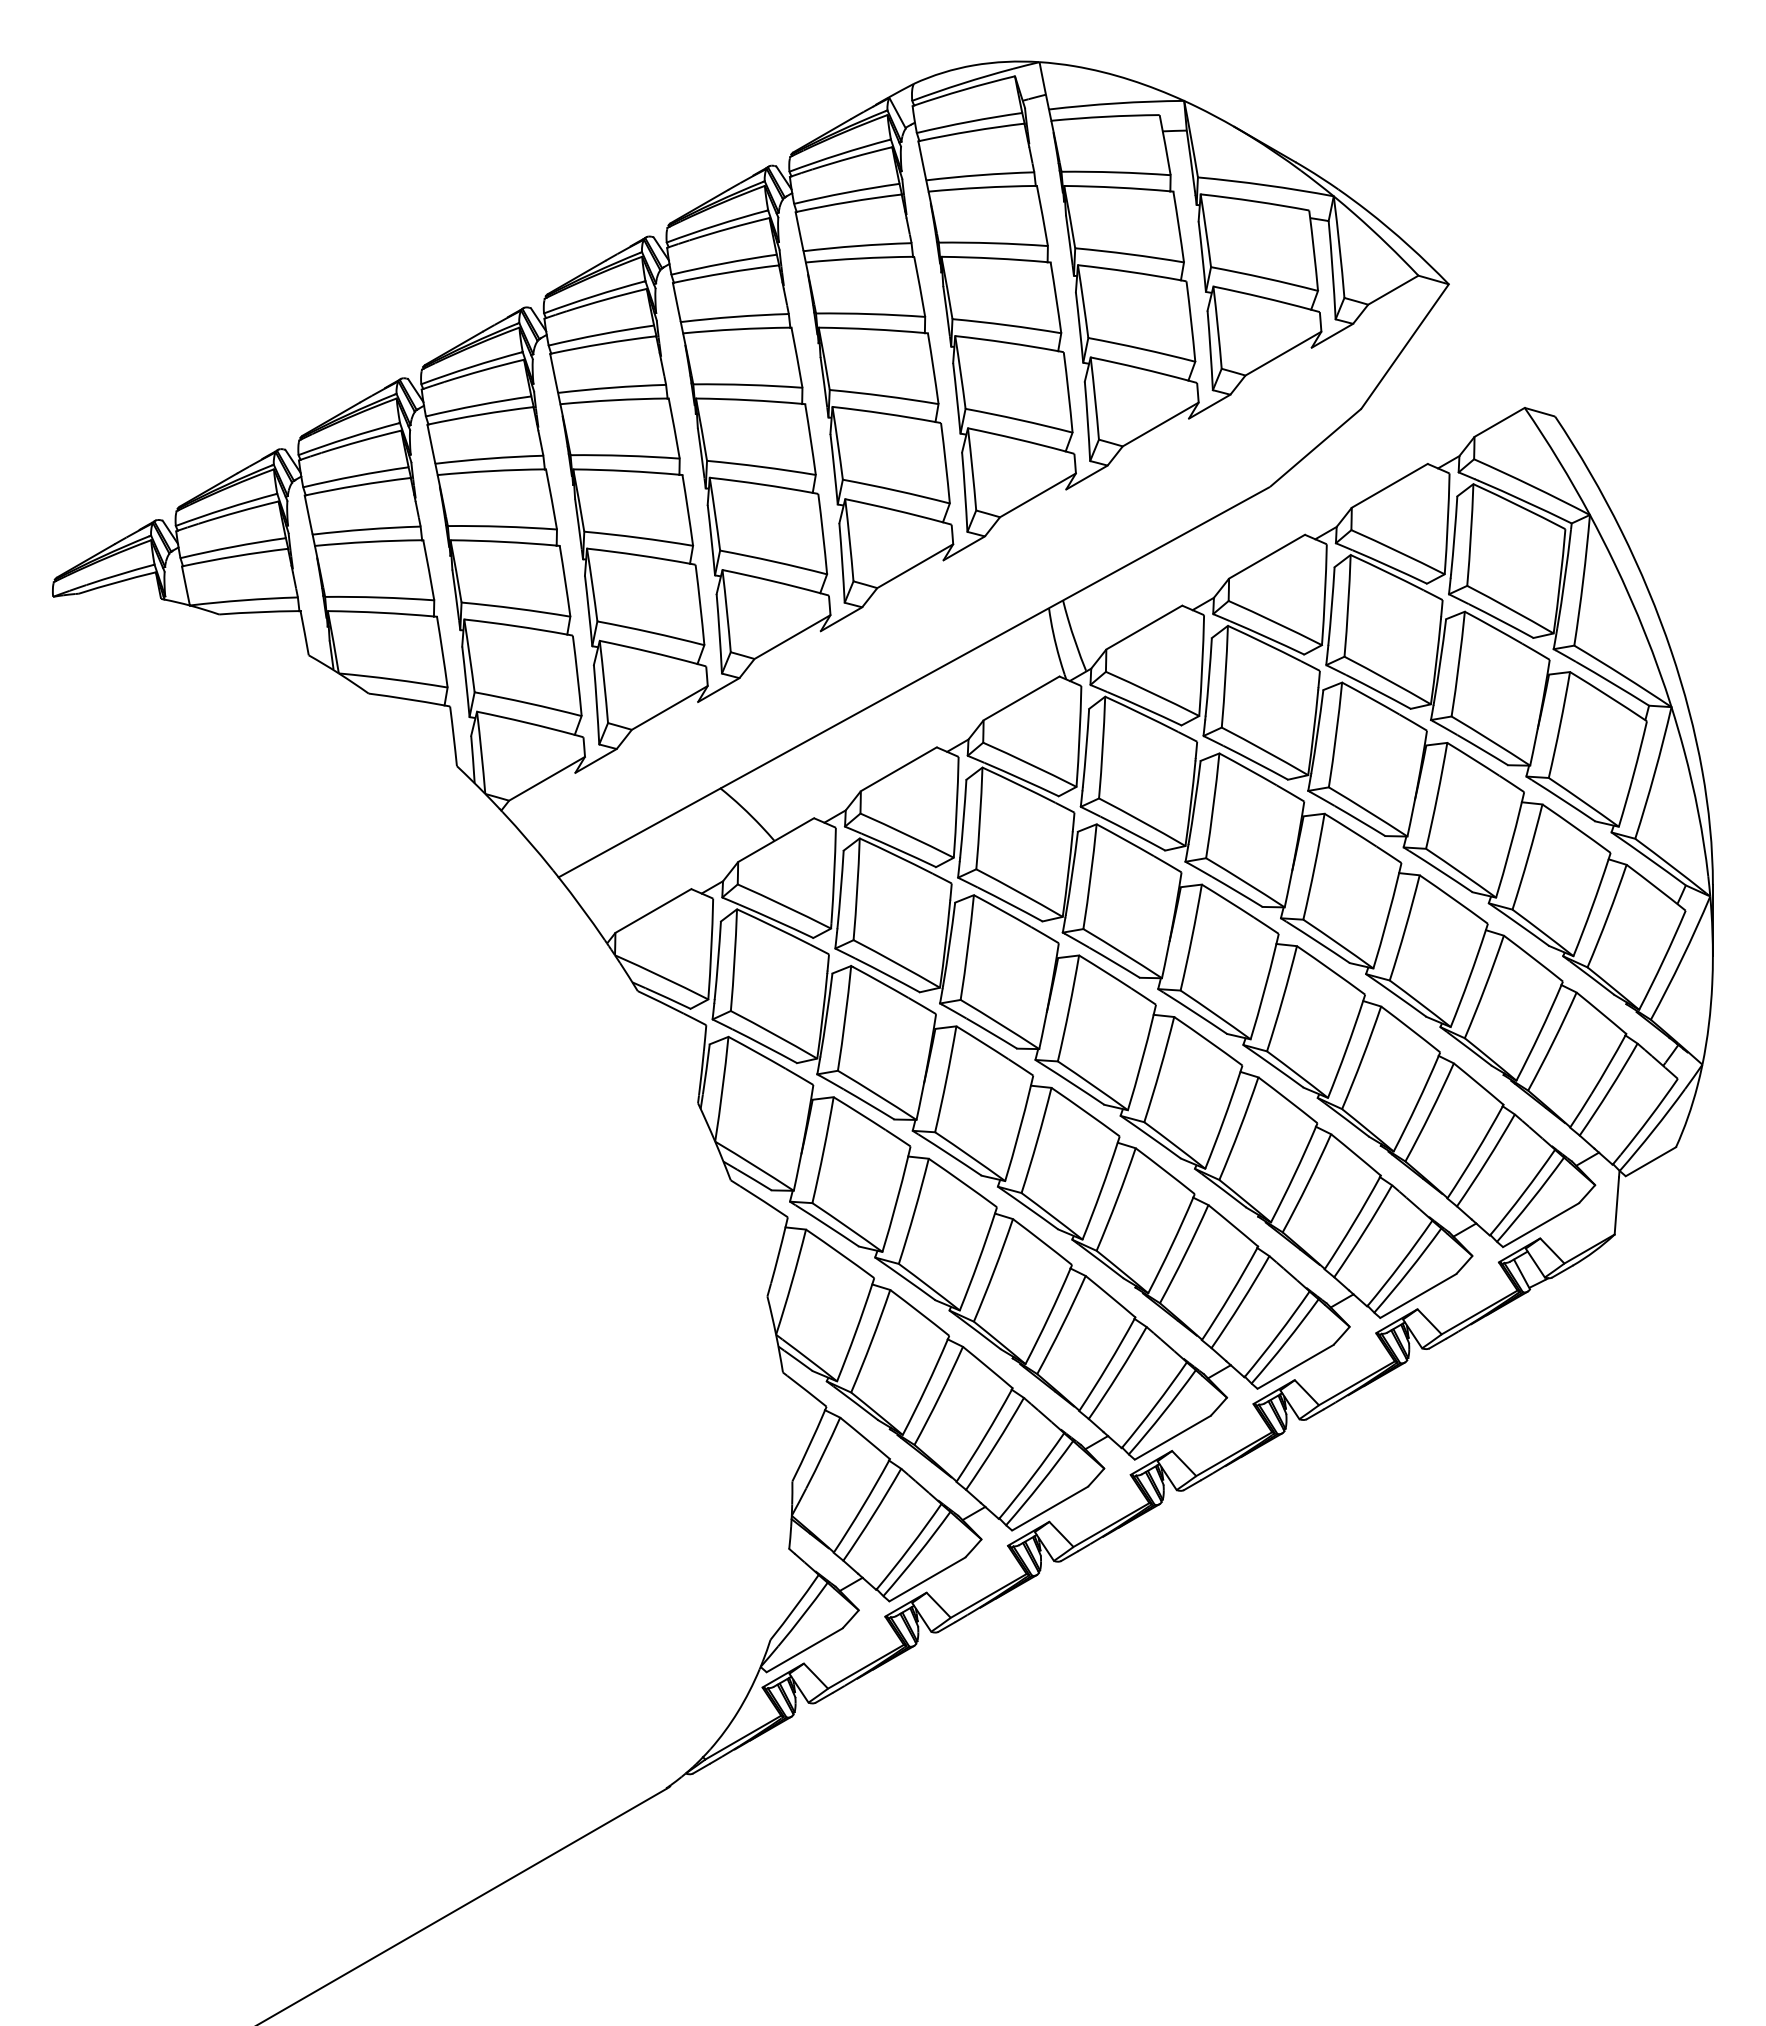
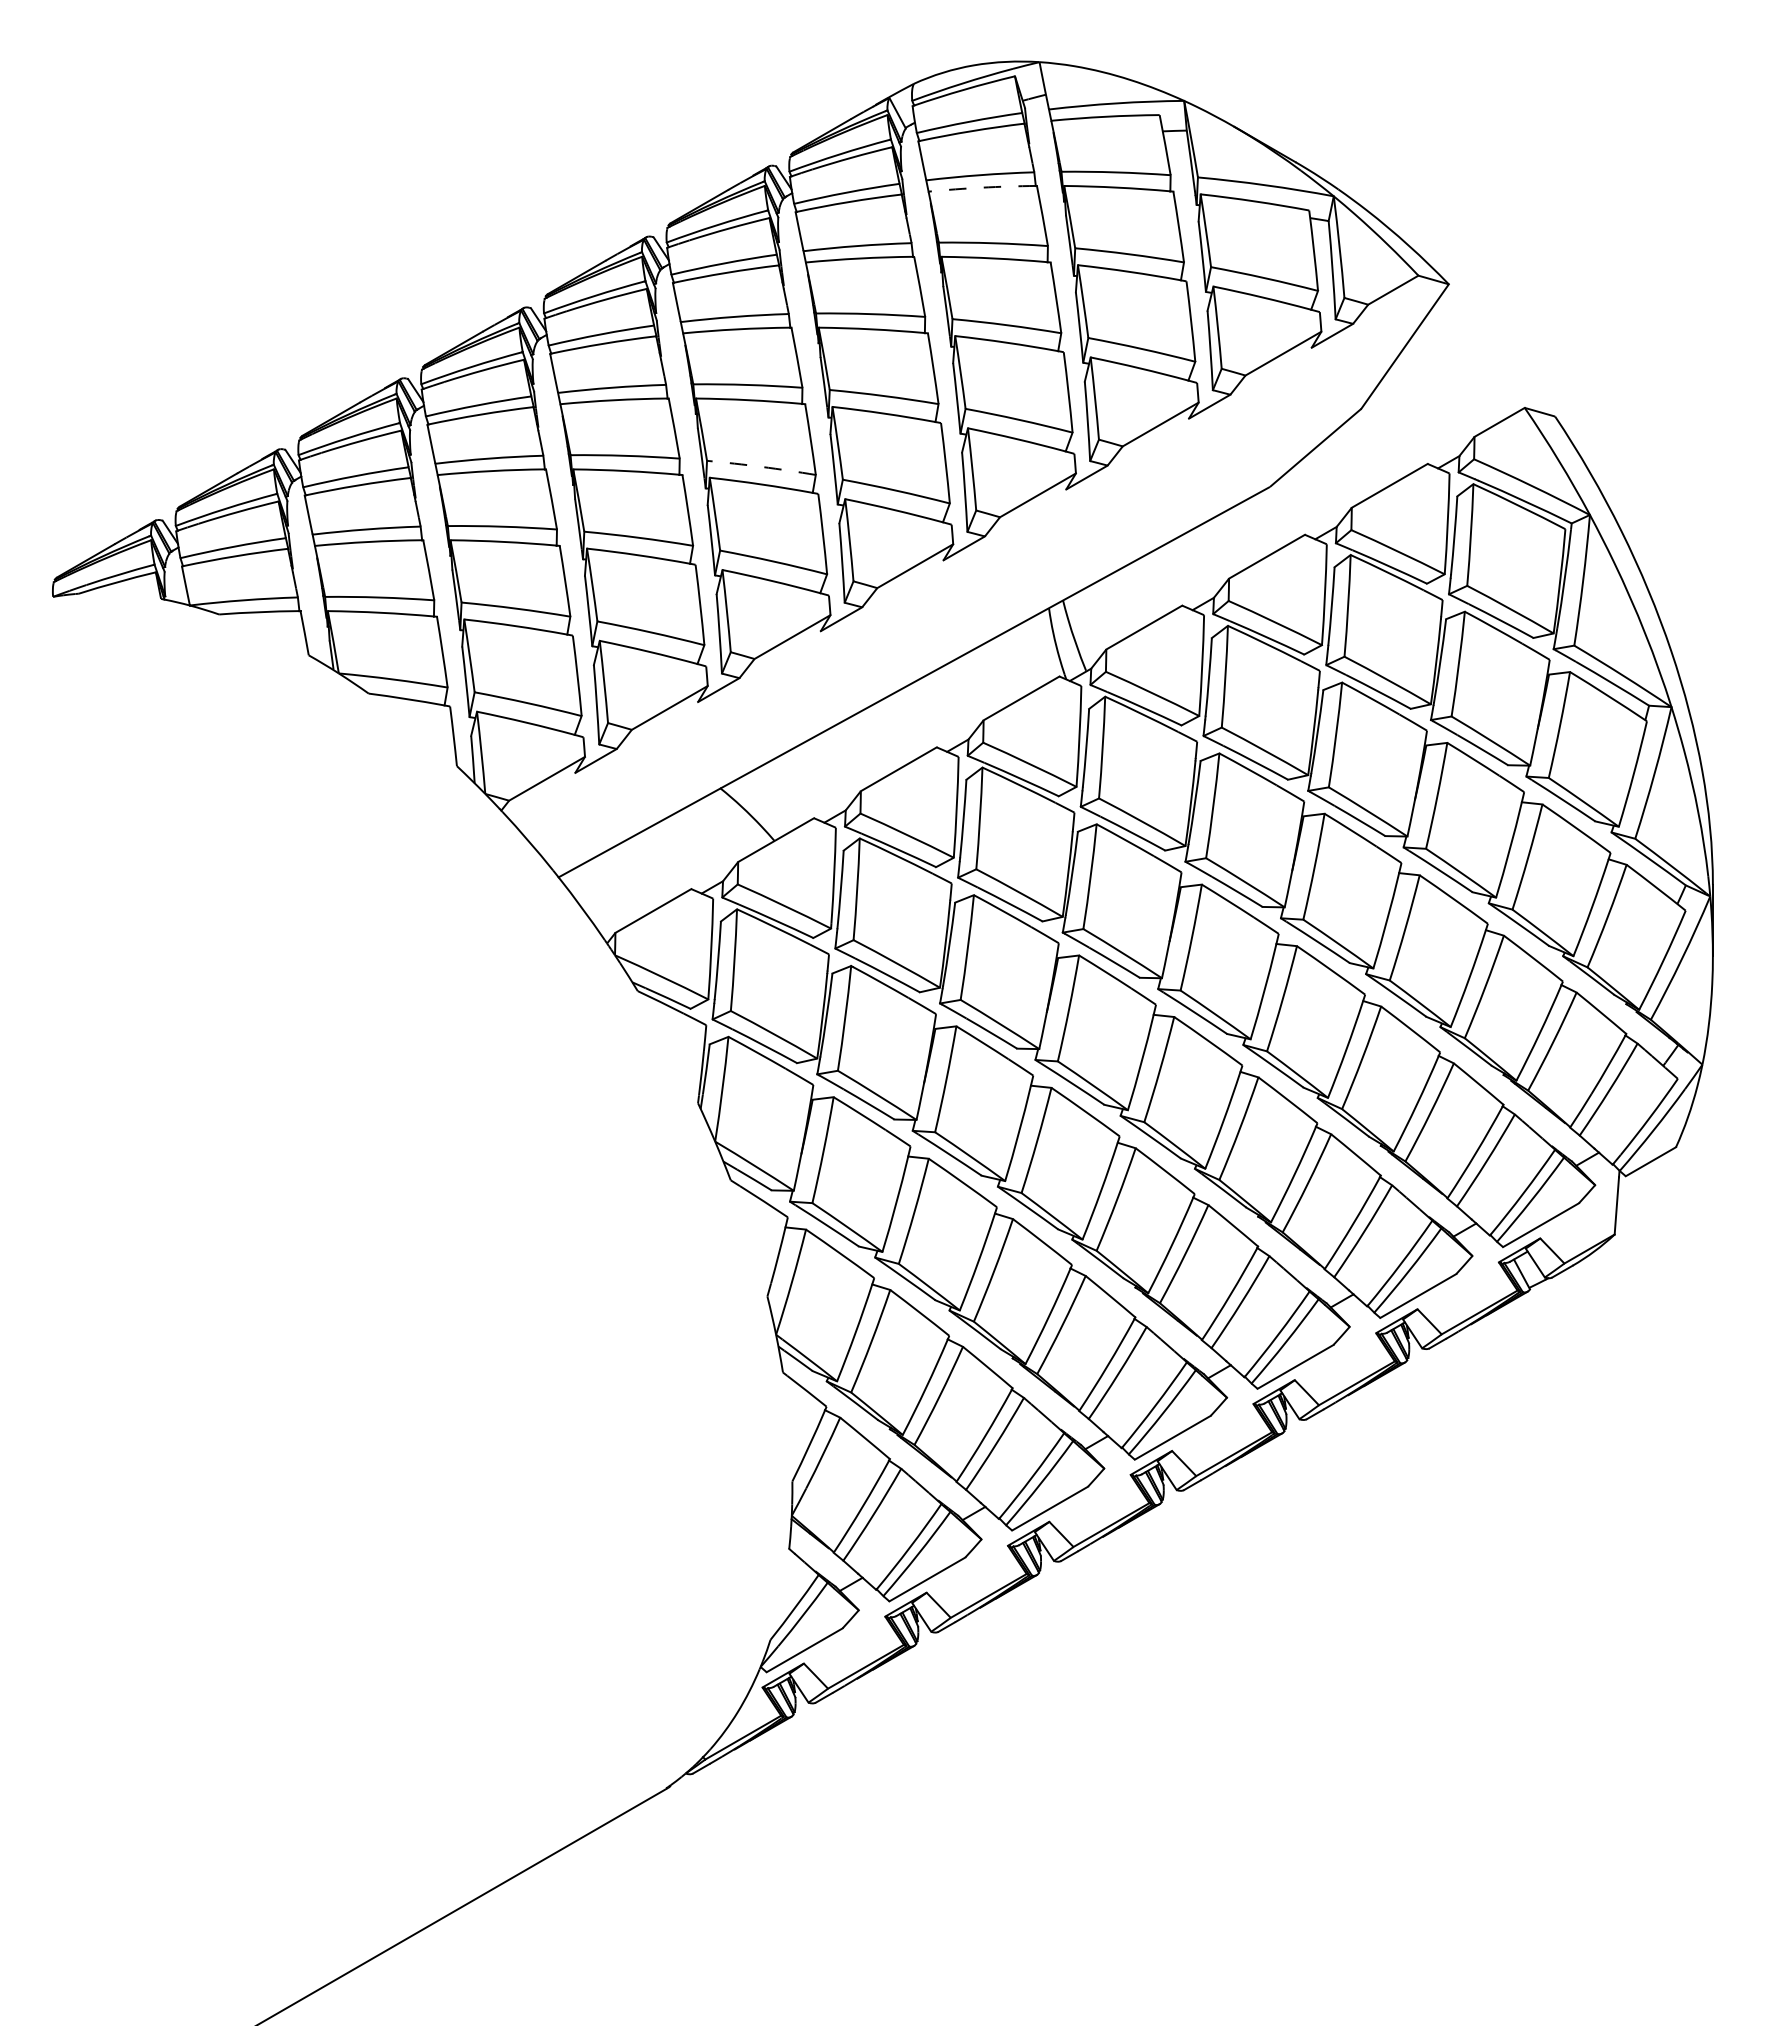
arc: solid -> dashed (982, 187)
arc: solid -> dashed (761, 466)
